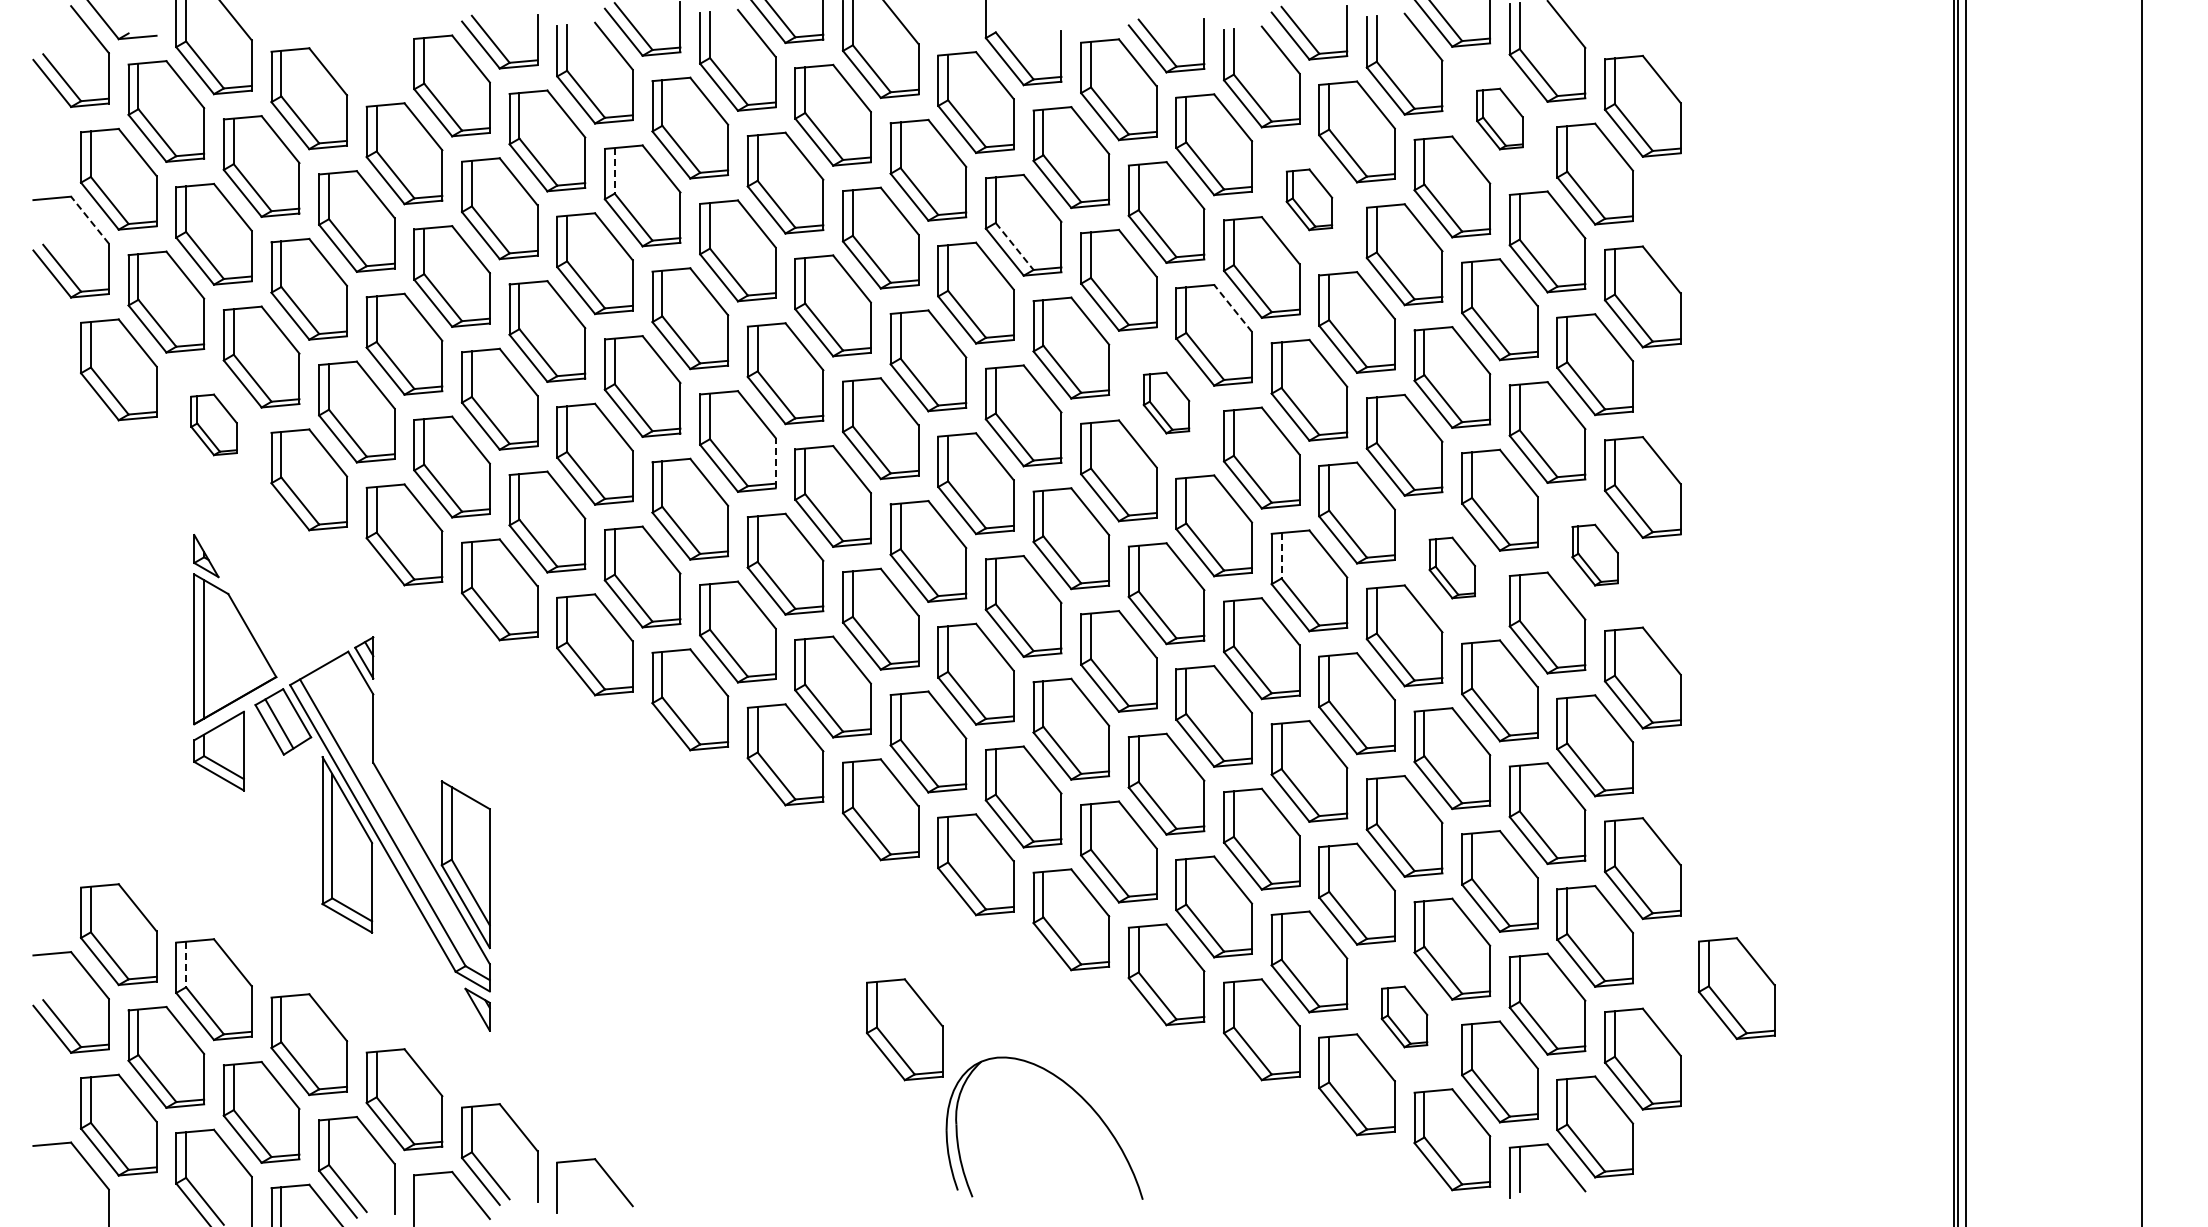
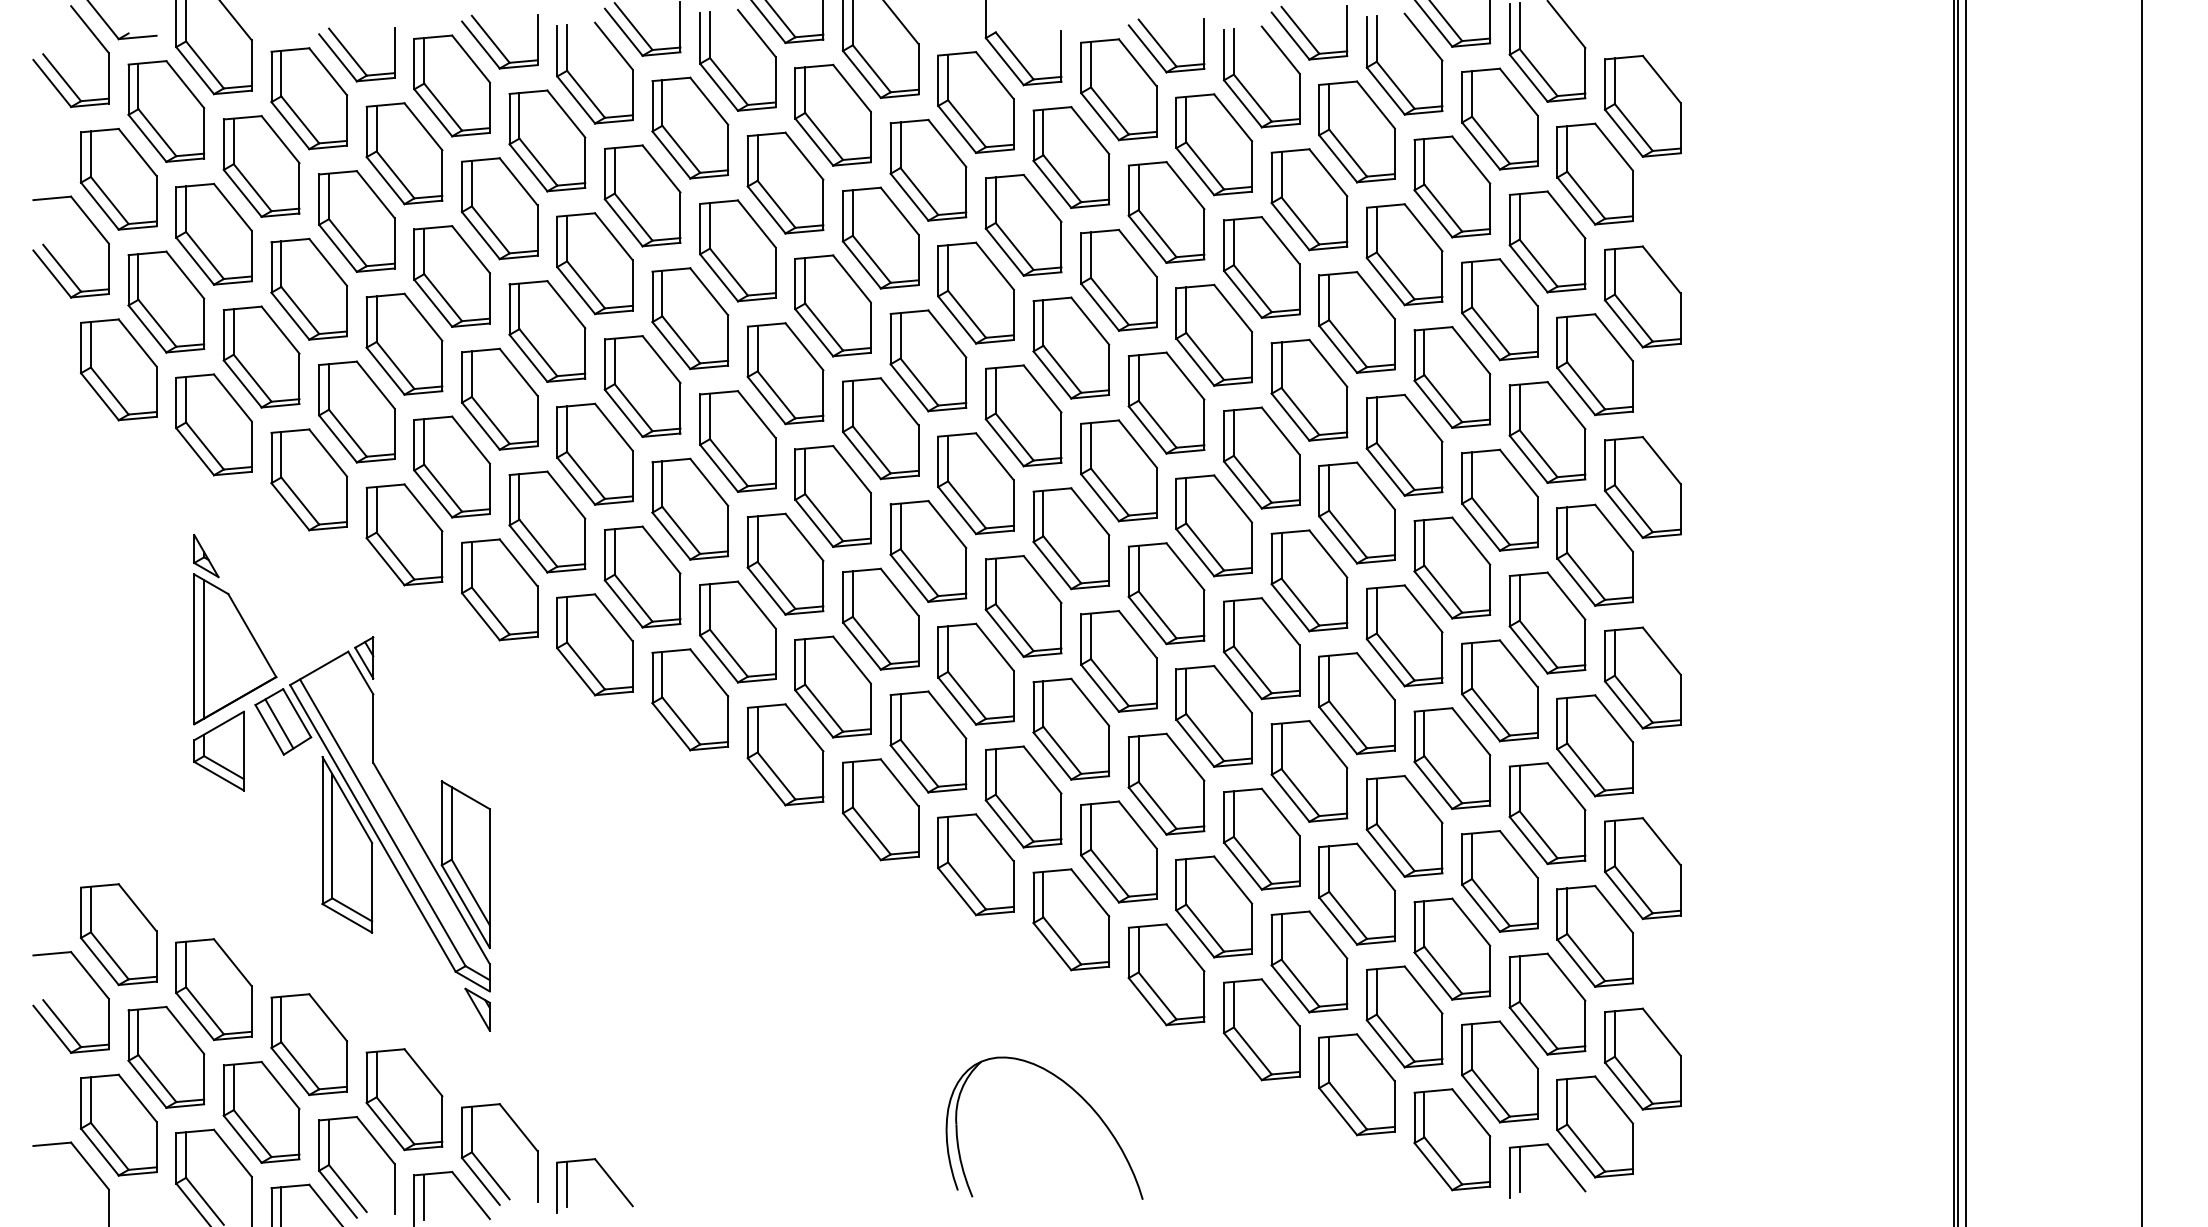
part: none -> present (356, 54)
part size: 48x64 px -> 78x104 px (1499, 118)
line: dashed -> solid (614, 170)
part size: 49x64 px -> 79x104 px (1309, 199)
line: dashed -> solid (89, 219)
line: dashed -> solid (1015, 246)
line: dashed -> solid (1232, 308)
part size: 49x64 px -> 79x104 px (1166, 402)
part size: 48x64 px -> 78x104 px (213, 424)
line: dashed -> solid (775, 462)
part size: 48x64 px -> 78x104 px (1594, 554)
line: dashed -> solid (1281, 555)
part size: 49x64 px -> 79x104 px (1452, 567)
line: dashed -> solid (186, 964)
part: present -> none (1736, 988)
part size: 49x64 px -> 79x104 px (1404, 1016)
part: present -> none (904, 1029)
line: none -> present (567, 1184)
line: none -> present (424, 1197)
